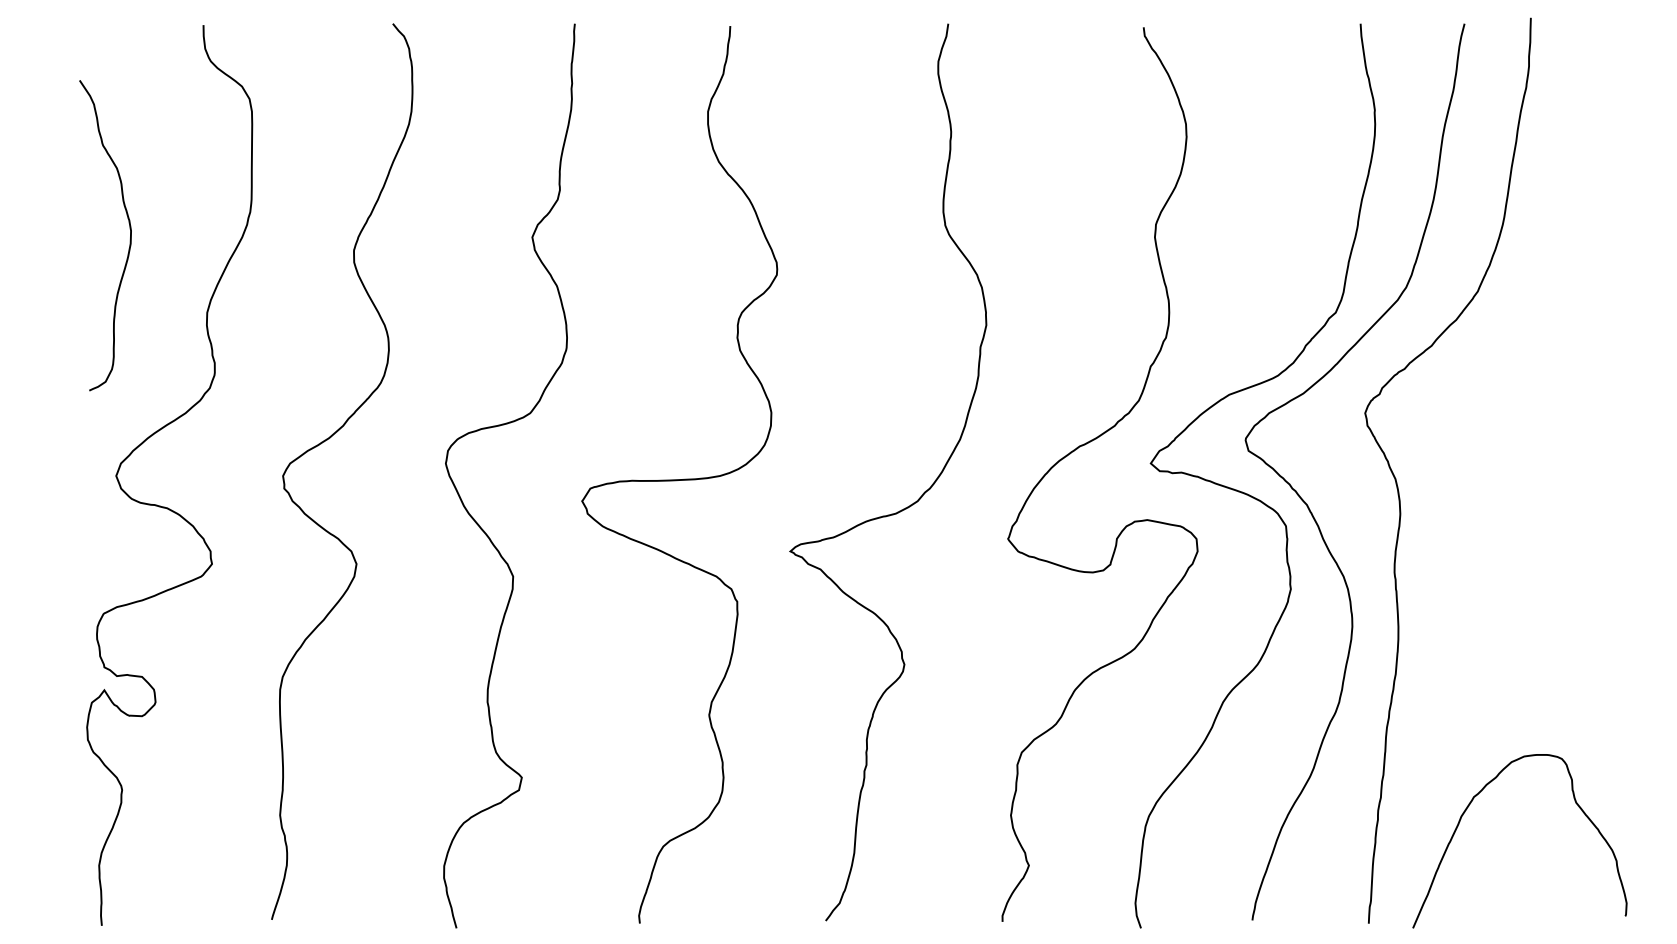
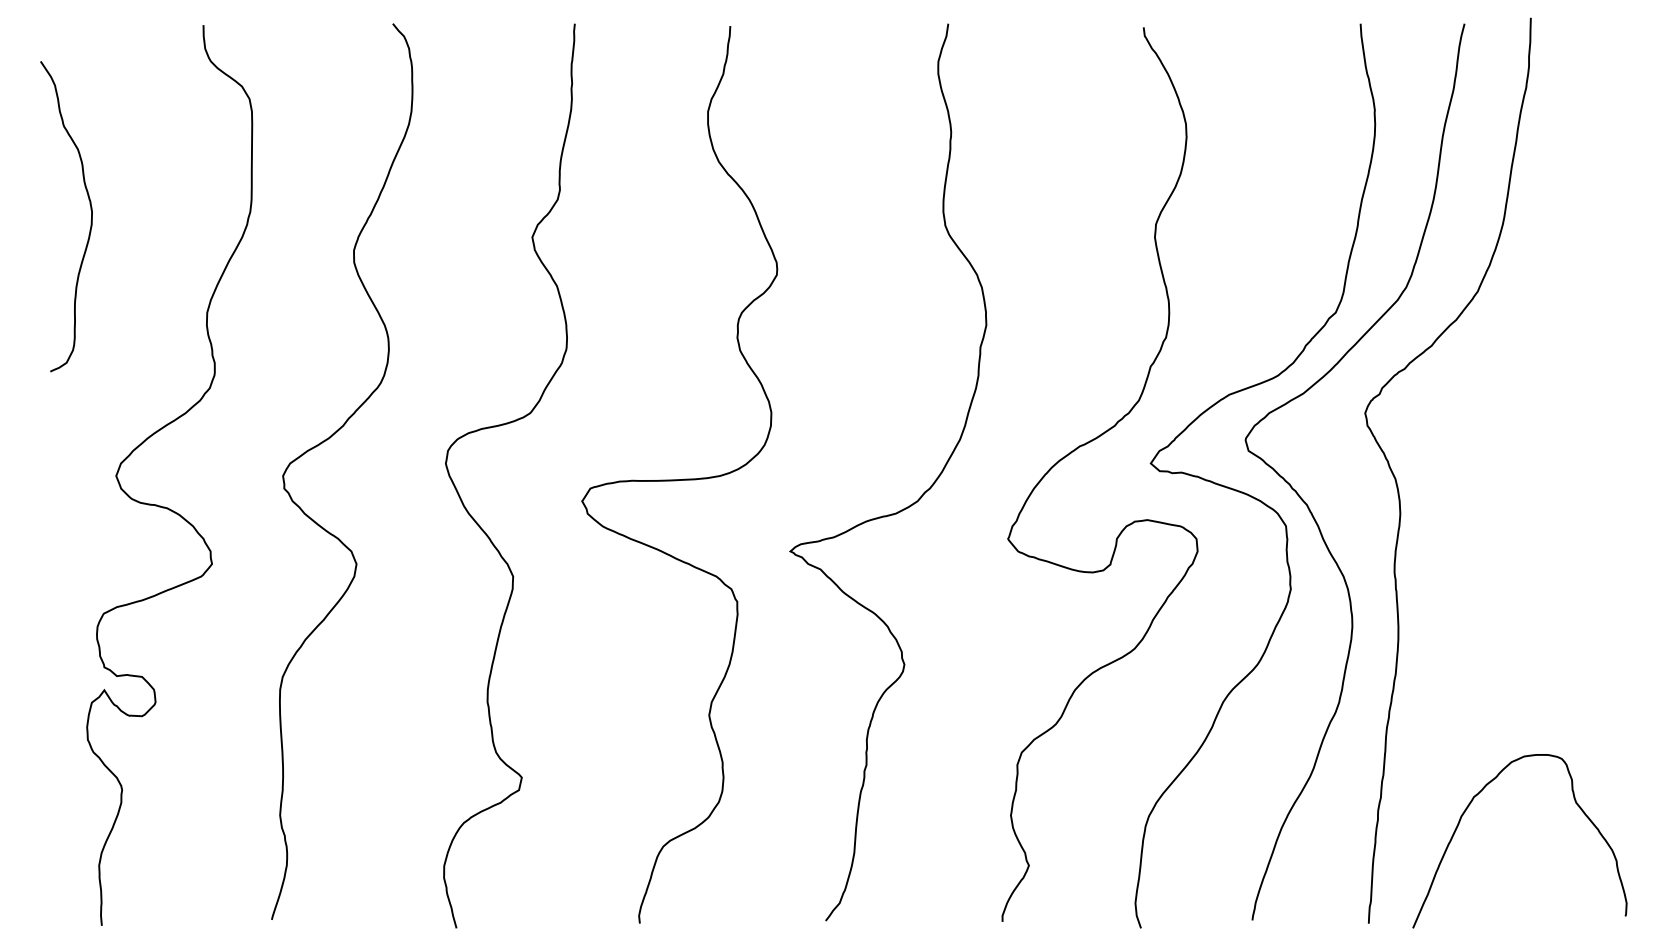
curve position: (129, 240) -> (90, 221) (90, 221)
